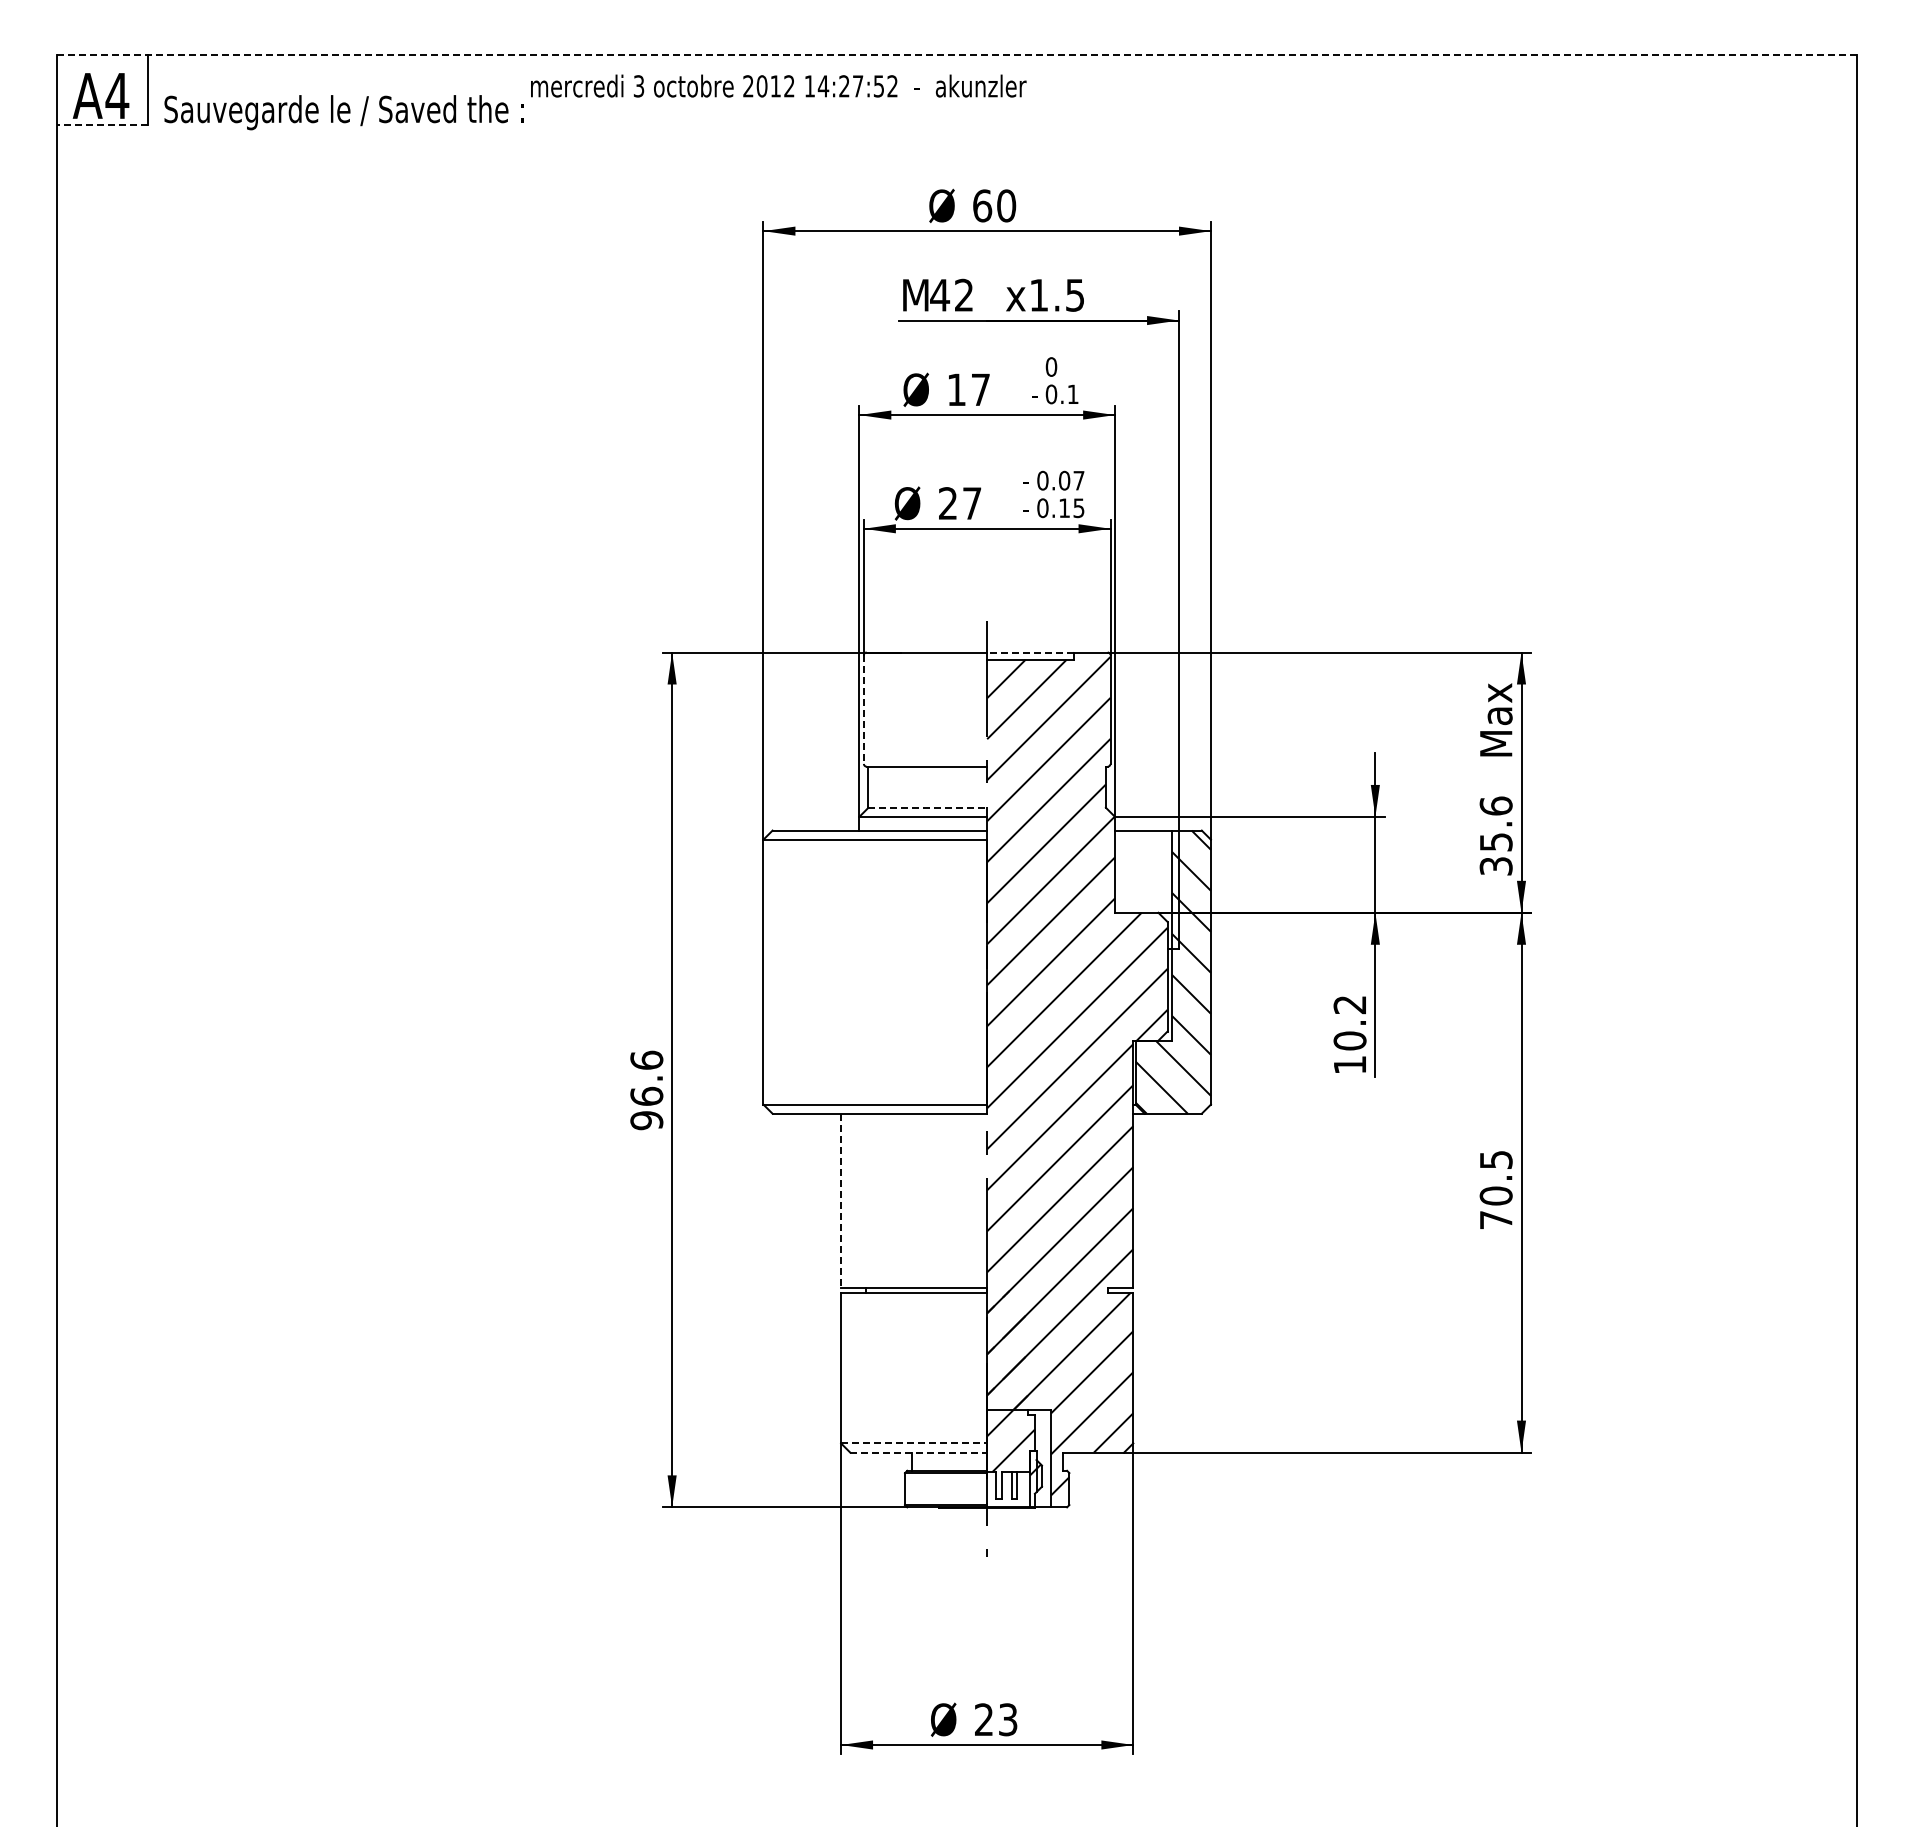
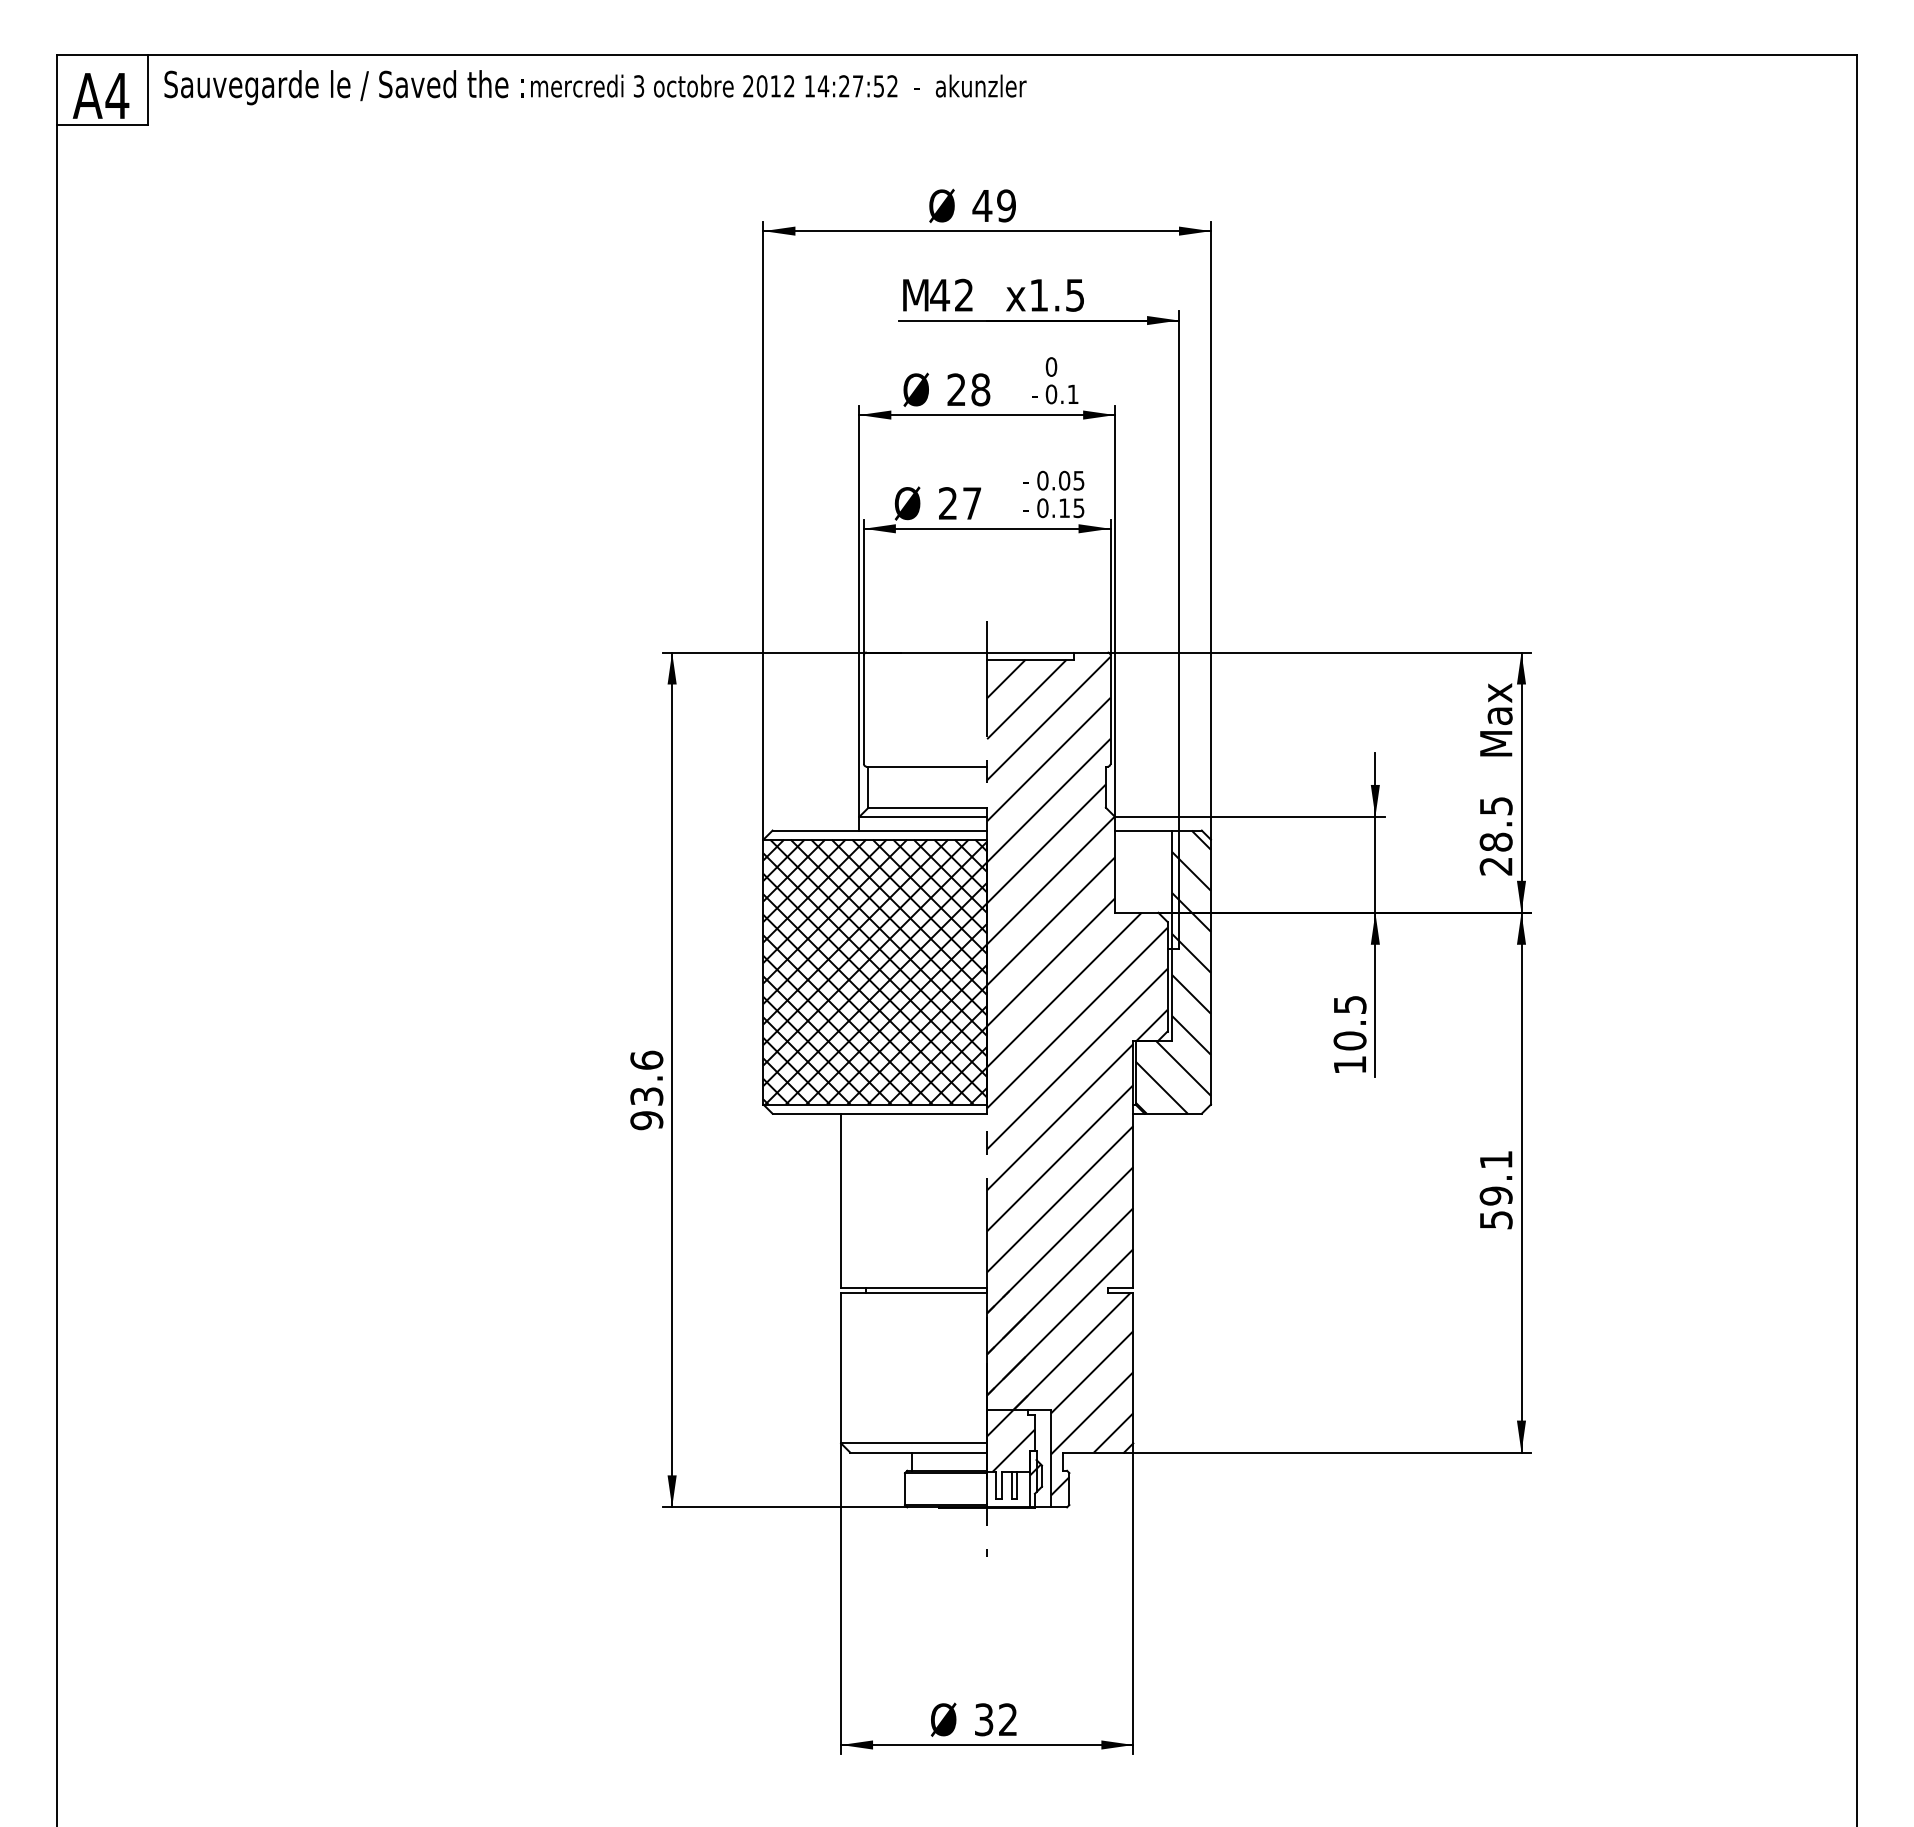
line: dashed -> solid (957, 54)
text position: (343, 112) -> (343, 87) (343, 87)
line: dashed -> solid (101, 124)
text: 60 -> 49 (994, 205)
text: 17 -> 28 (968, 389)
text: 0.07 -> 0.05 (1078, 480)
line: dashed -> solid (1029, 652)
line: dashed -> solid (863, 710)
line: dashed -> solid (928, 807)
text: 35.6 -> 28.5 (1495, 835)
hatch: none -> present (875, 971)
text: 10.2 -> 10.5 (1349, 1005)
text: 96.6 -> 93.6 (646, 1095)
text: 70.5 -> 59.1 (1495, 1190)
line: dashed -> solid (841, 1201)
line: dashed -> solid (914, 1443)
line: dashed -> solid (919, 1452)
text: 23 -> 32 (996, 1719)
